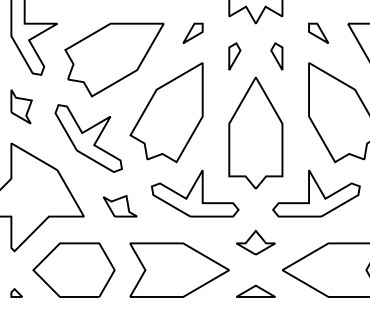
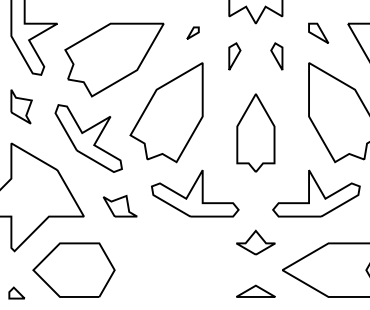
part size: 22x22 px -> 14x14 px (192, 32)
part size: 56x114 px -> 40x80 px (255, 132)
part: present -> none (179, 269)
part size: 13x10 px -> 18x14 px (16, 292)
